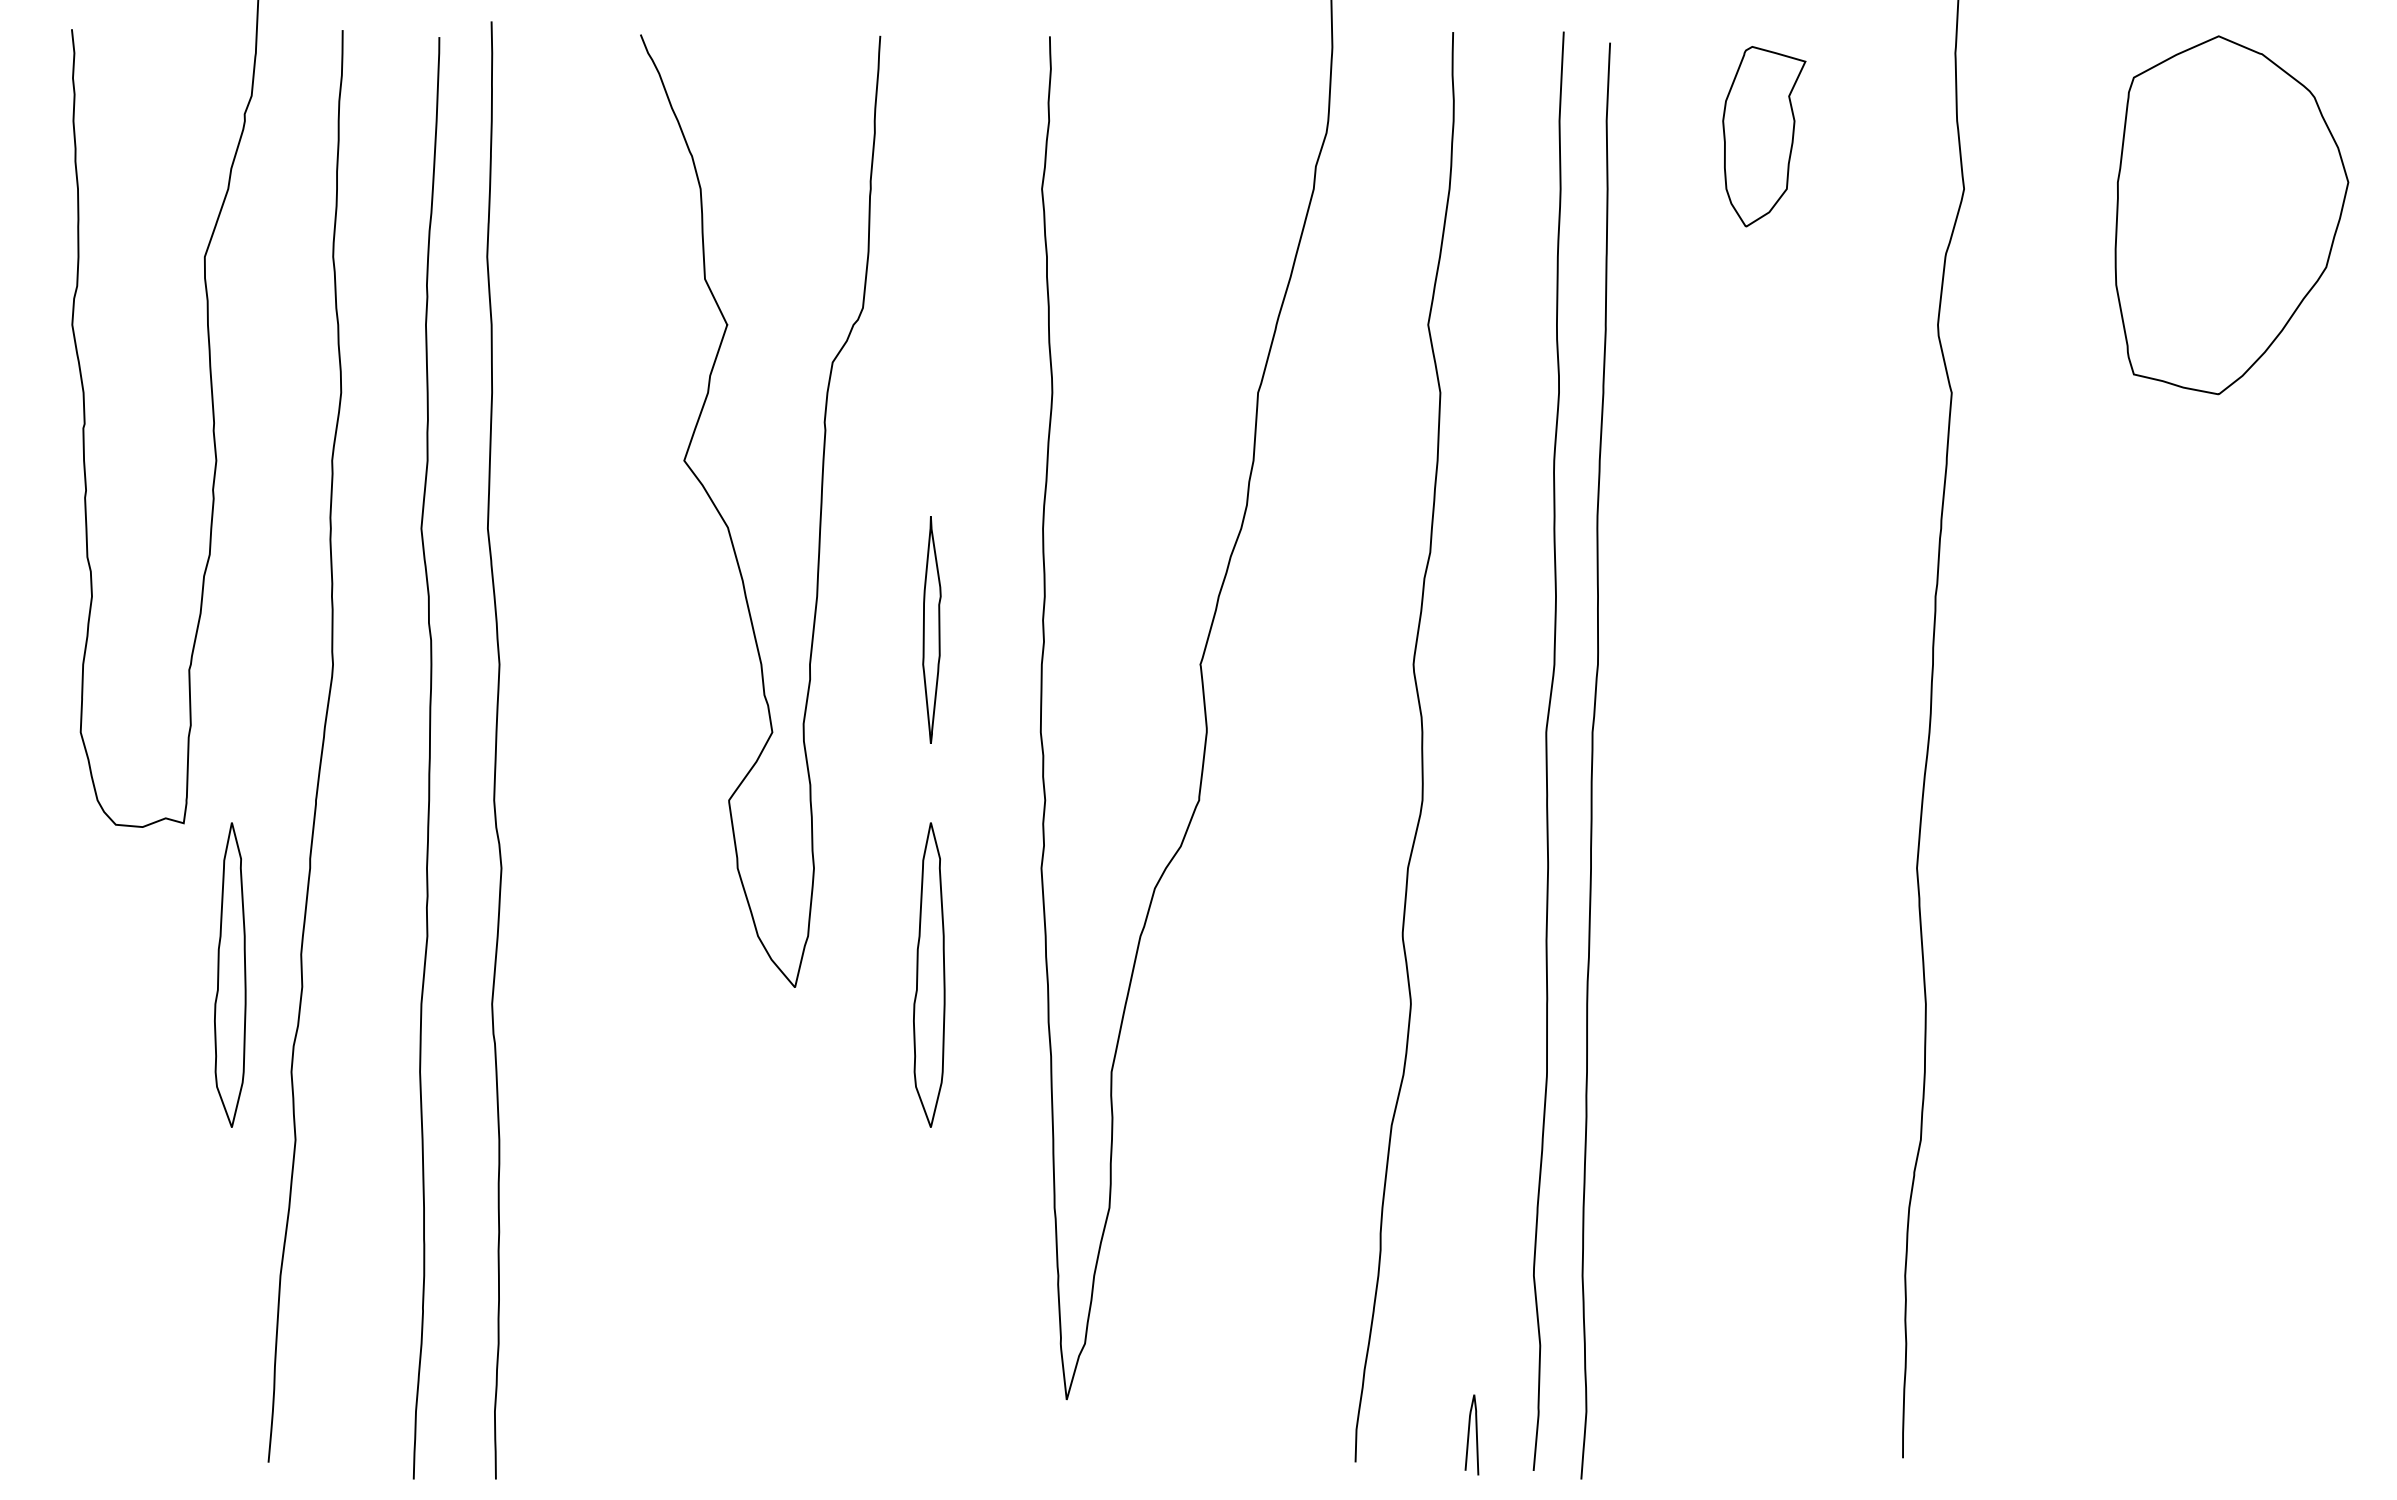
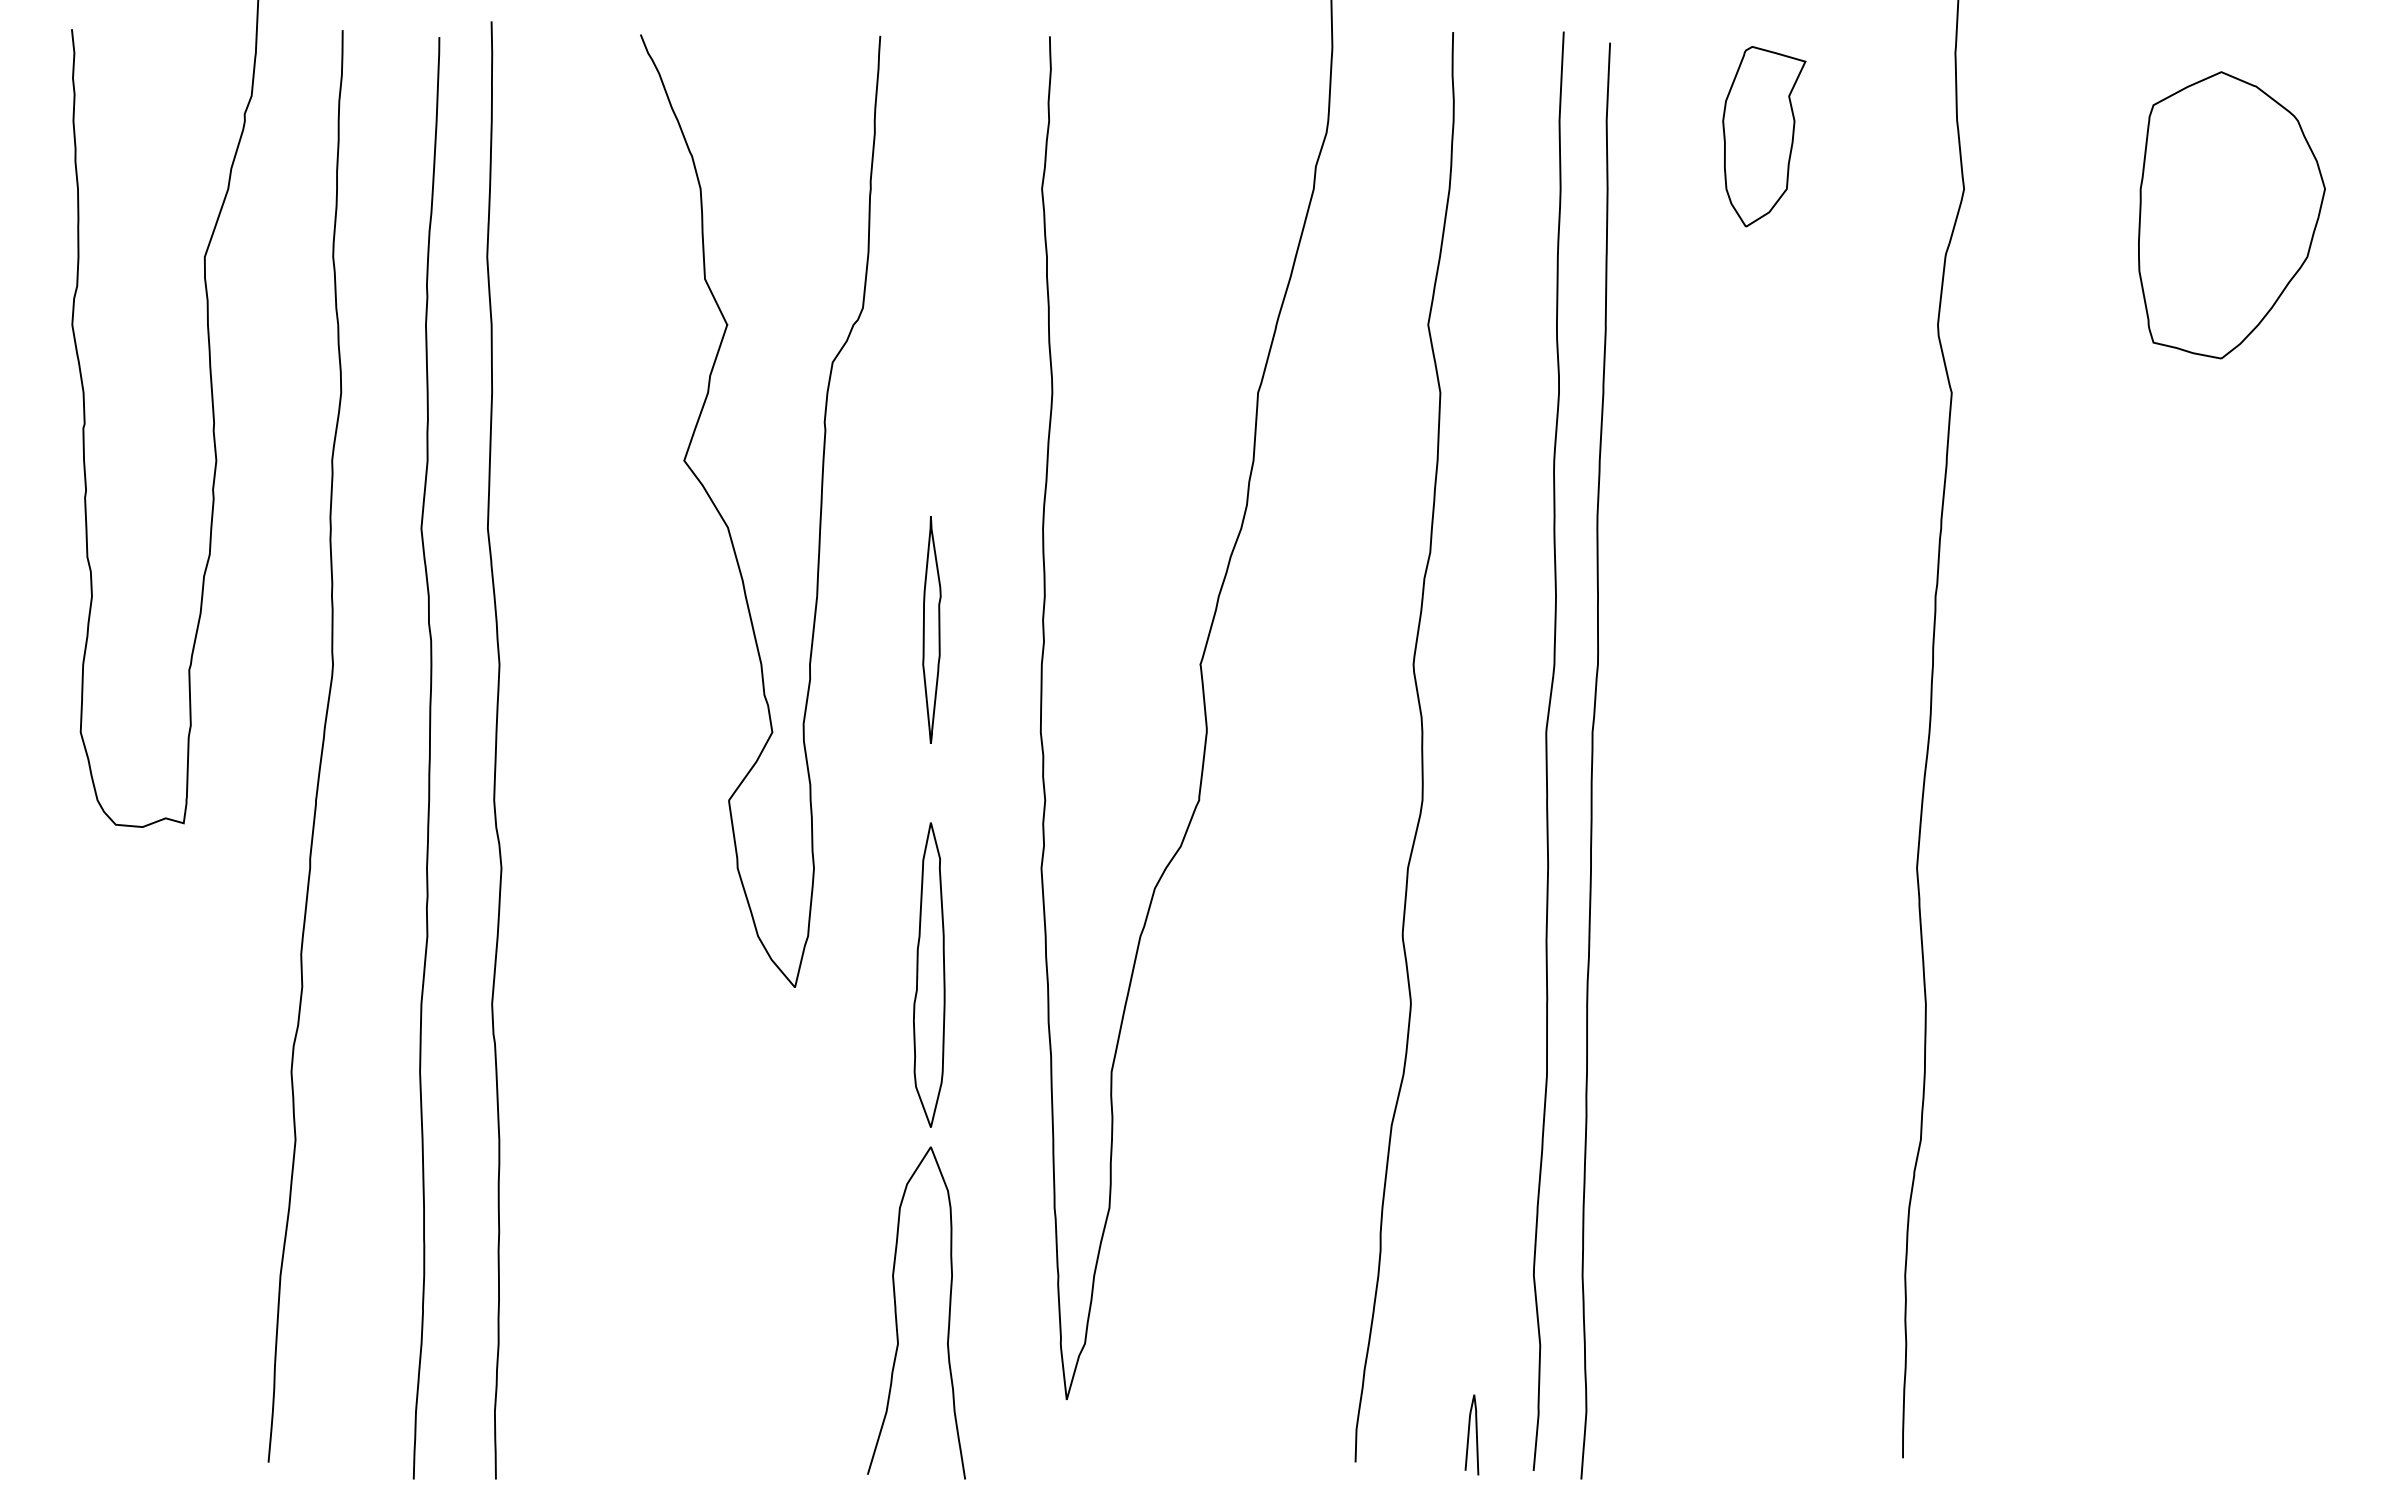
part size: 236x361 px -> 188x289 px (2231, 215)
part: present -> none (230, 974)
curve: none -> present (896, 1312)
